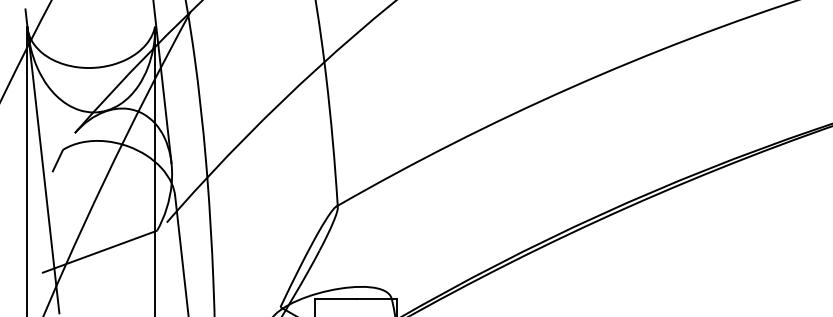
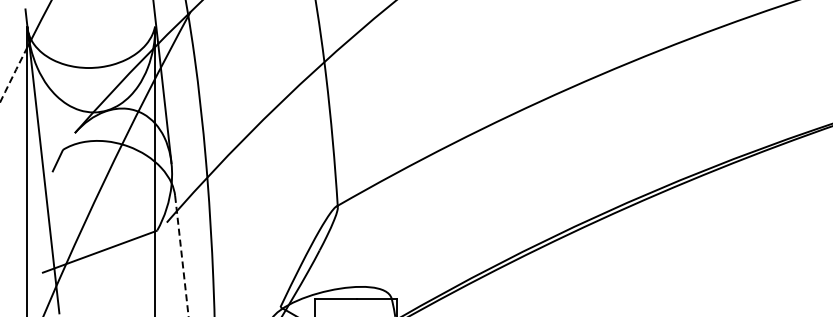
arc: solid -> dashed (13, 75)
line: solid -> dashed (181, 256)
